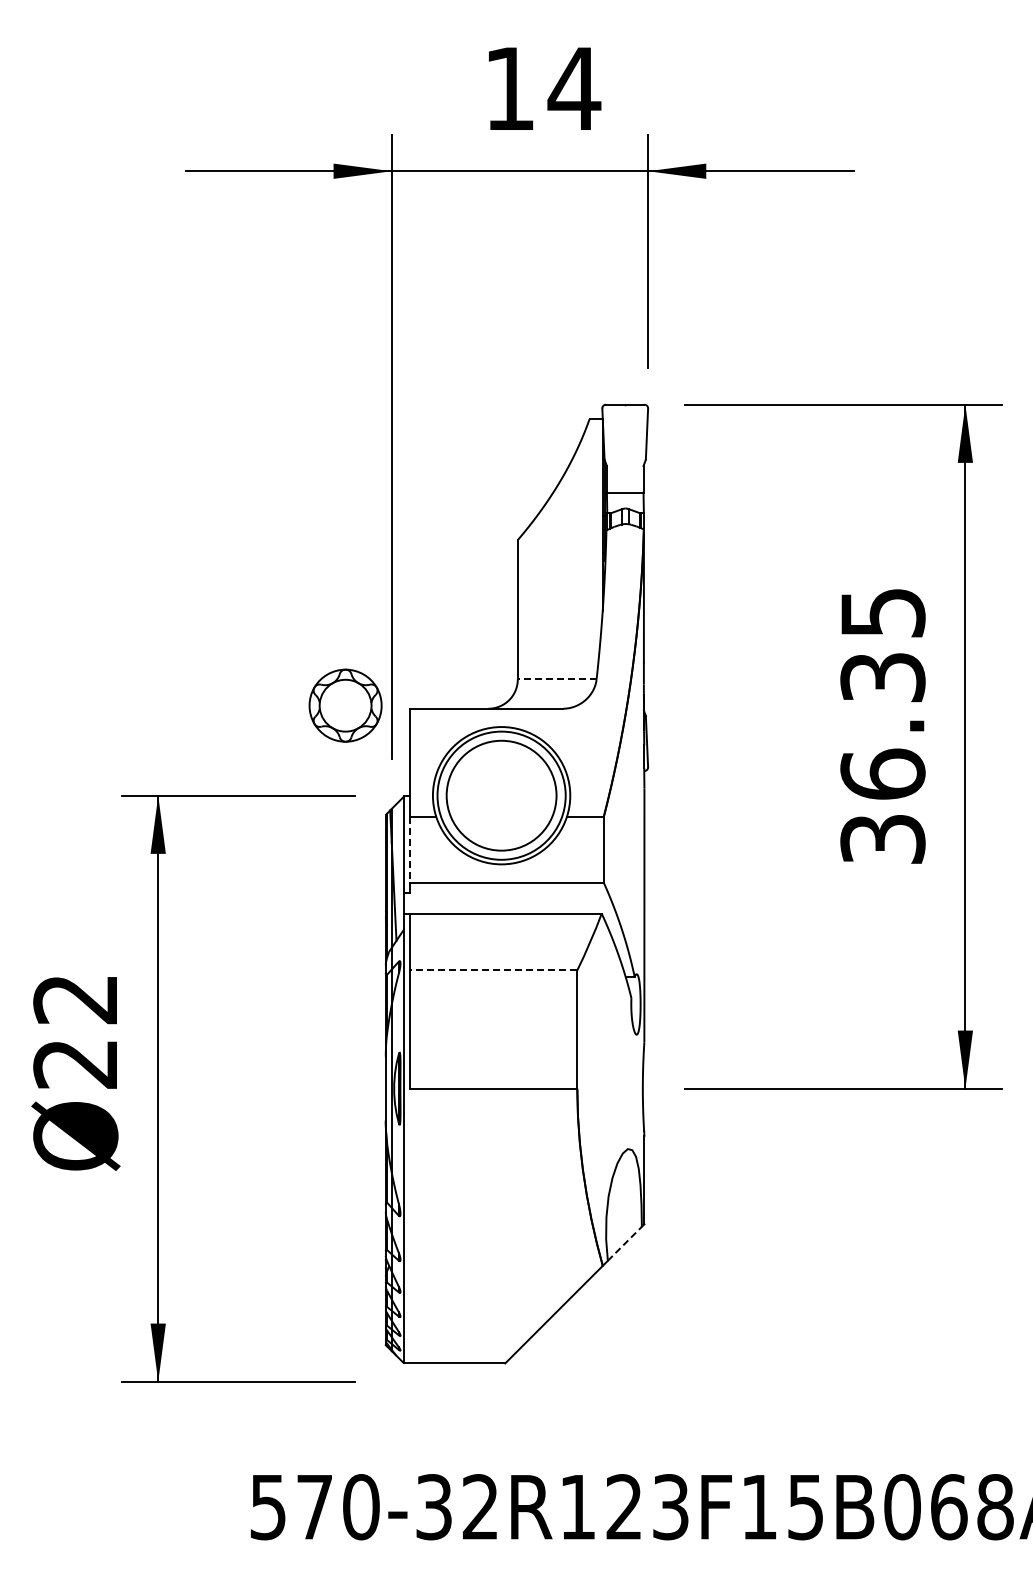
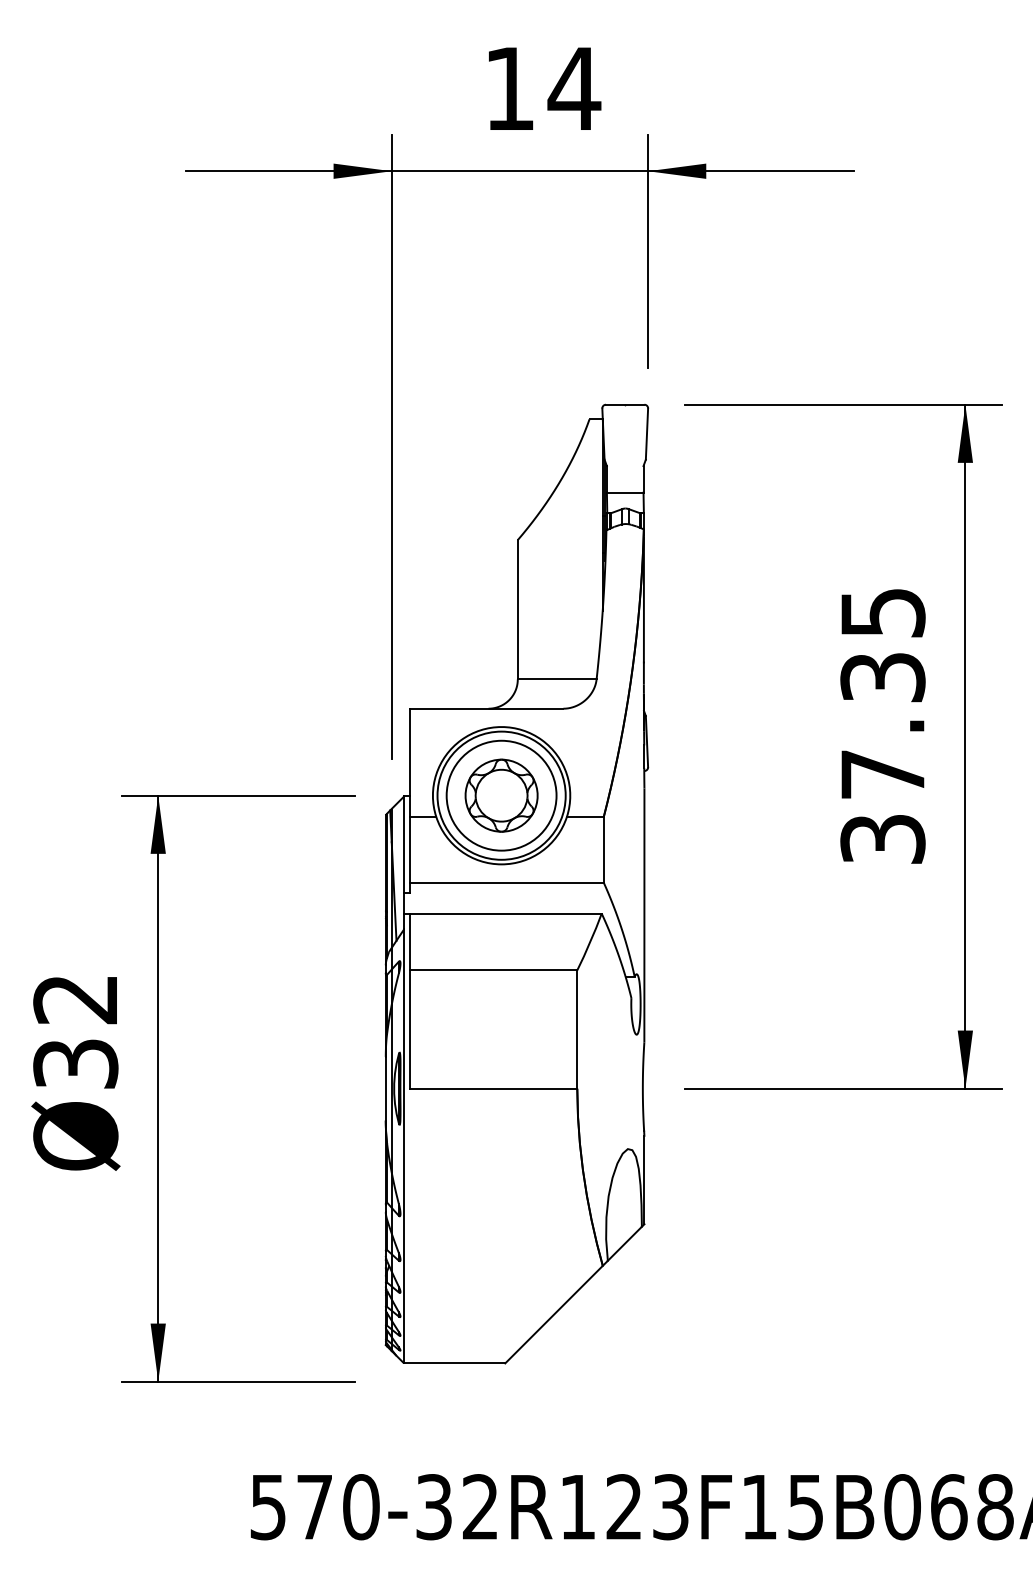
line: dashed -> solid (556, 679)
part position: (345, 705) -> (501, 795) (501, 795)
text: 36.35 -> 37.35 (882, 773)
line: dashed -> solid (409, 849)
line: dashed -> solid (493, 970)
text: Ø22 -> Ø32 (75, 1063)
line: dashed -> solid (625, 1243)
